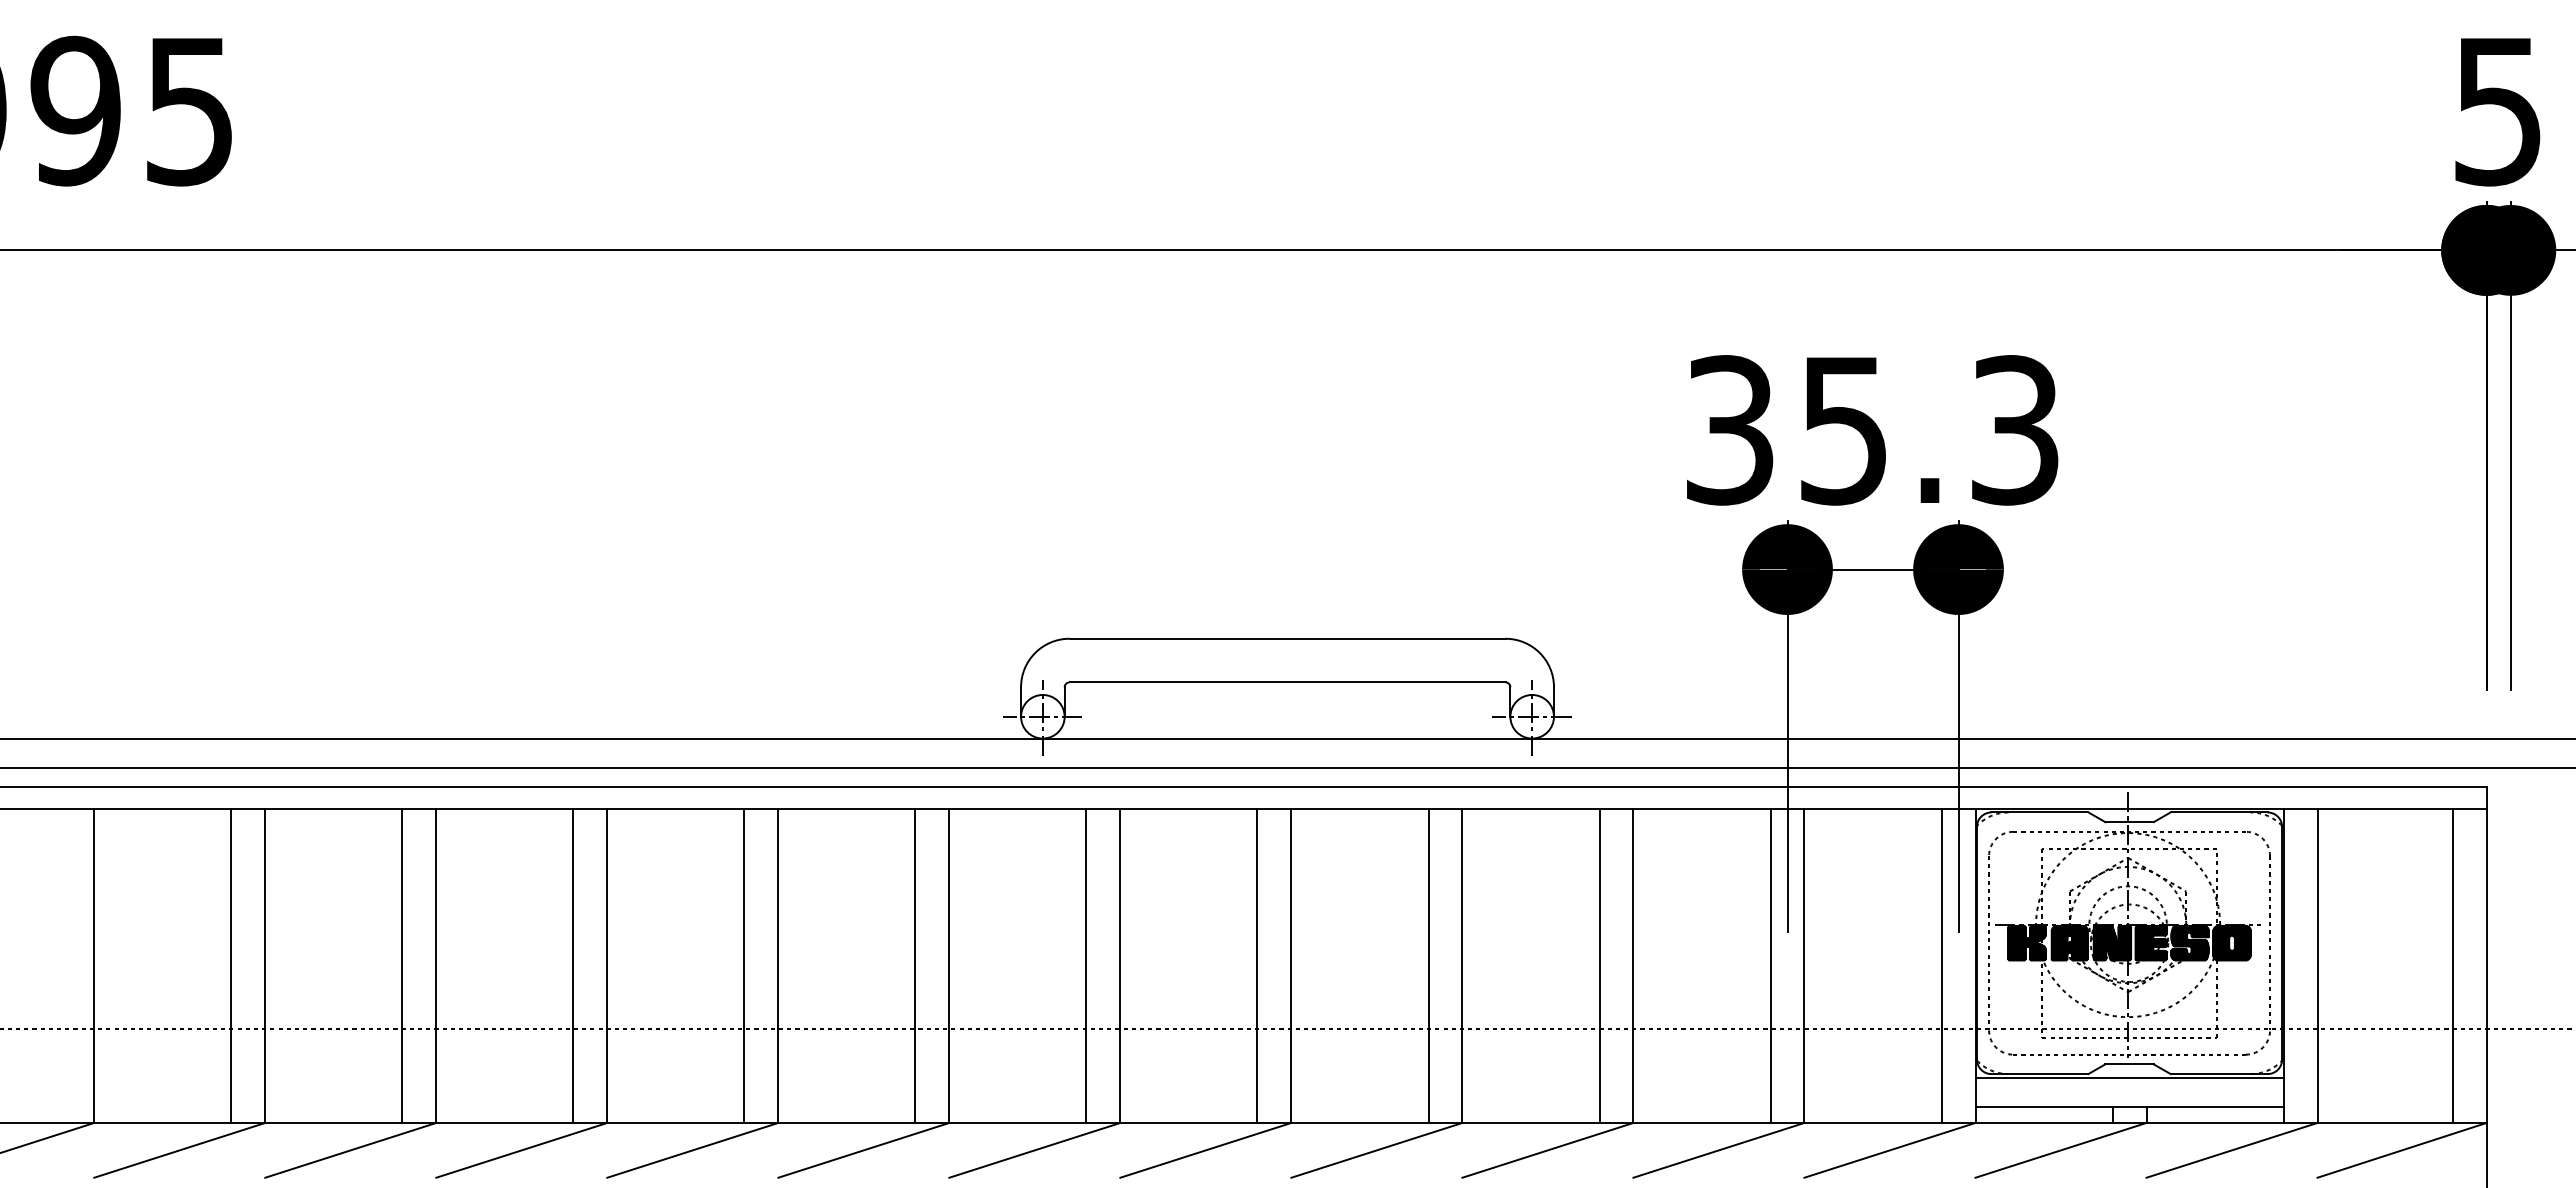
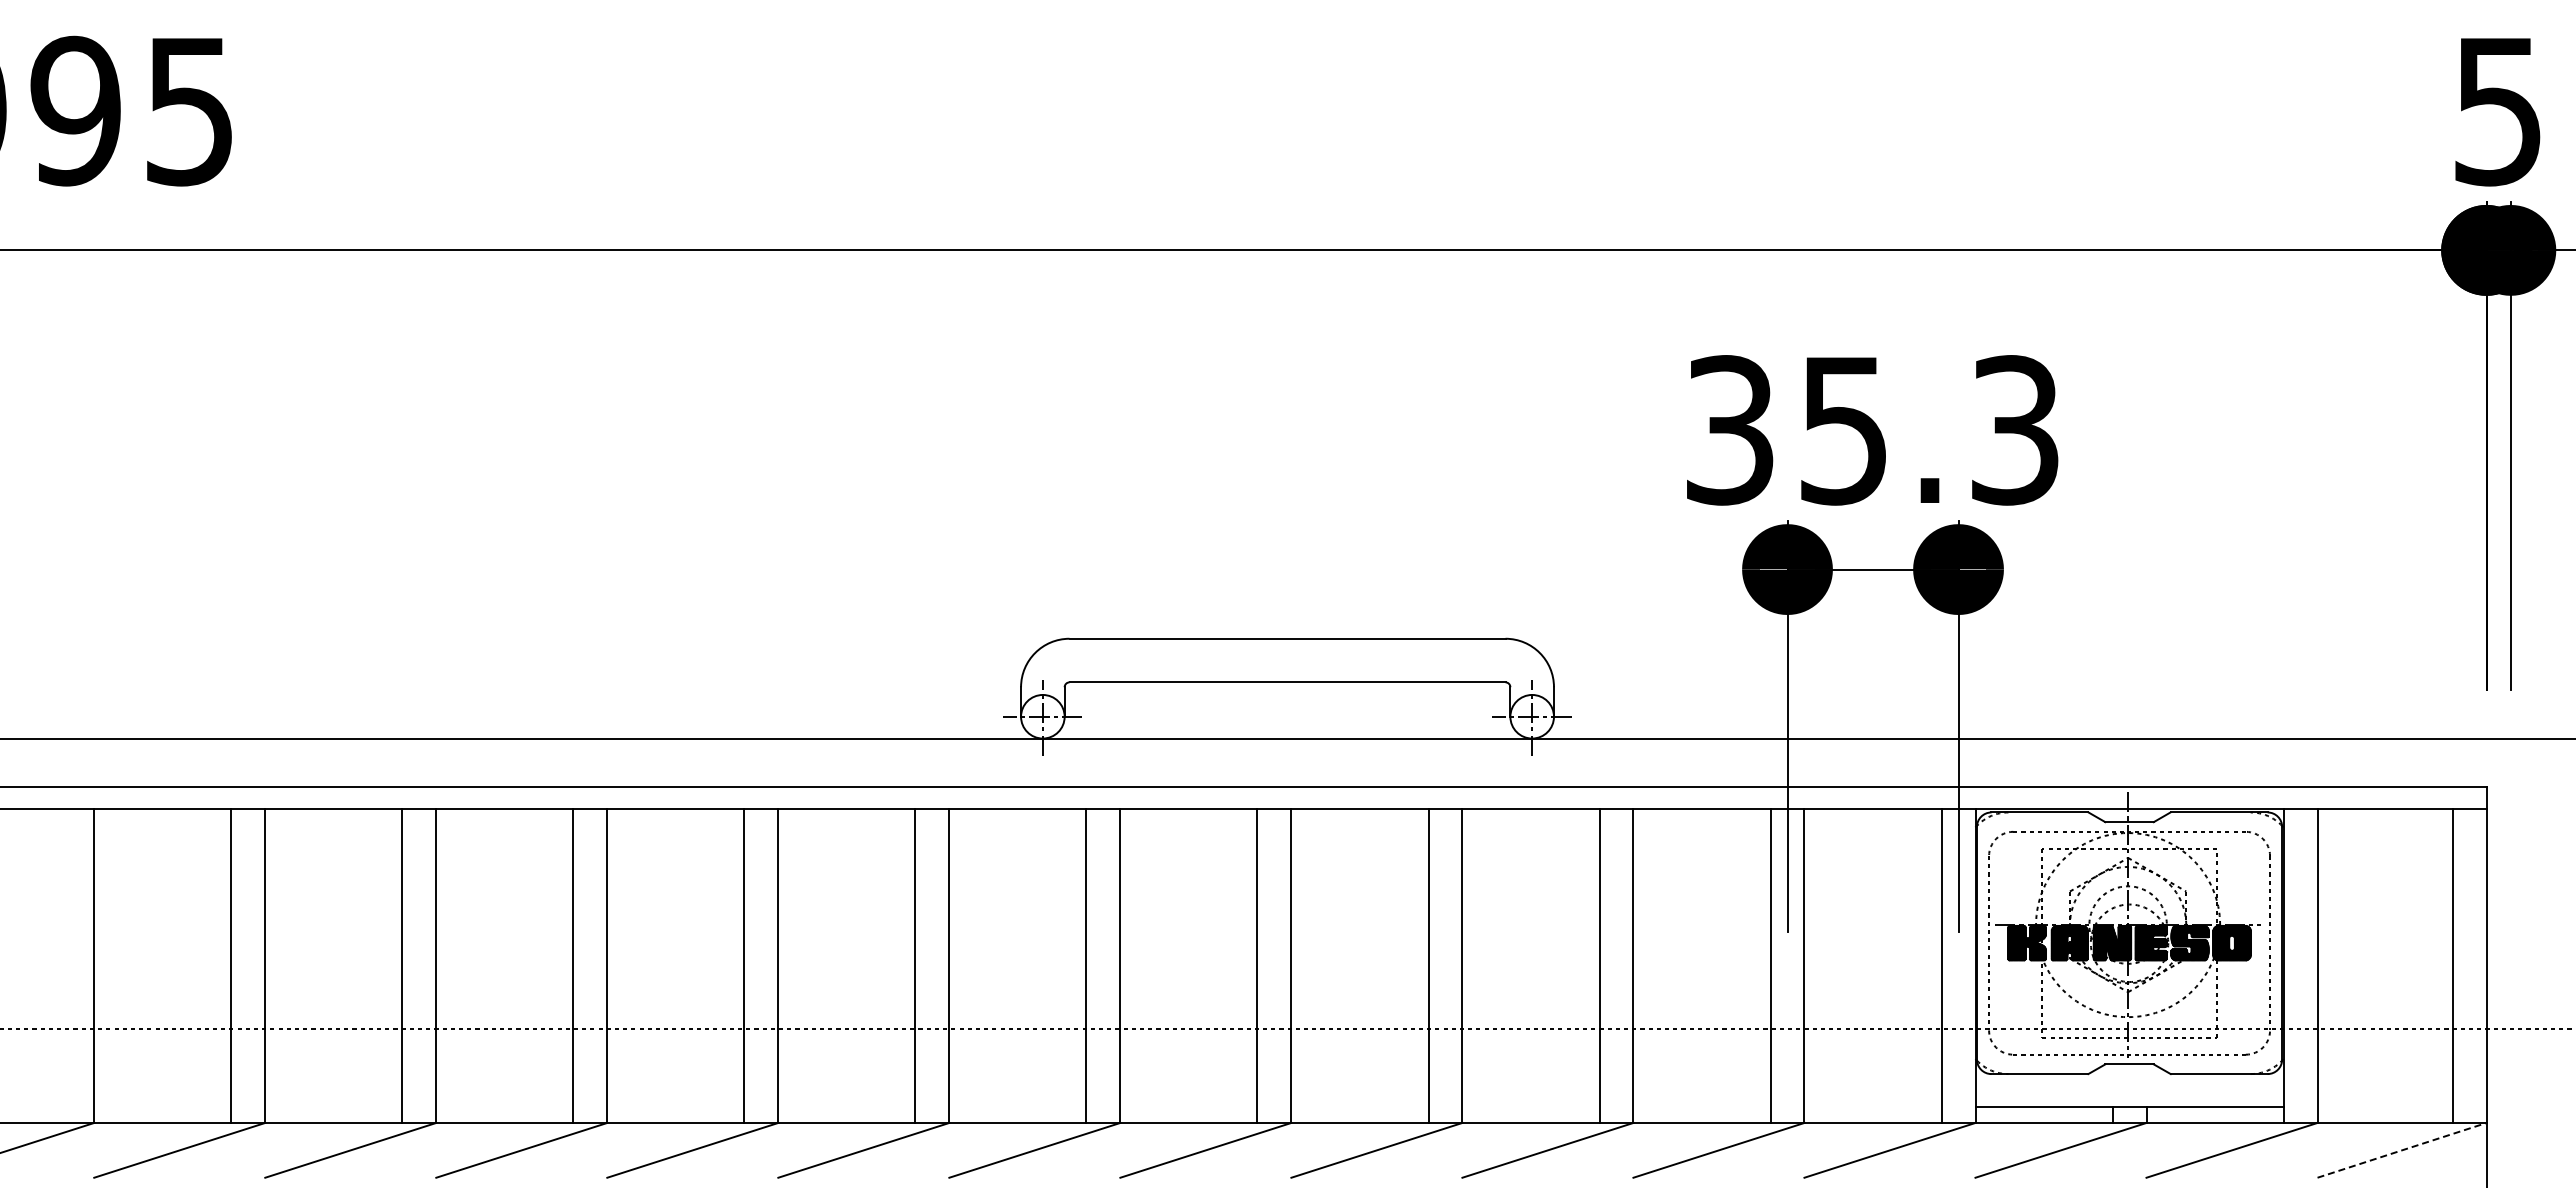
line: present -> none (1287, 767)
line: present -> none (2129, 1077)
line: solid -> dashed (2402, 1150)
